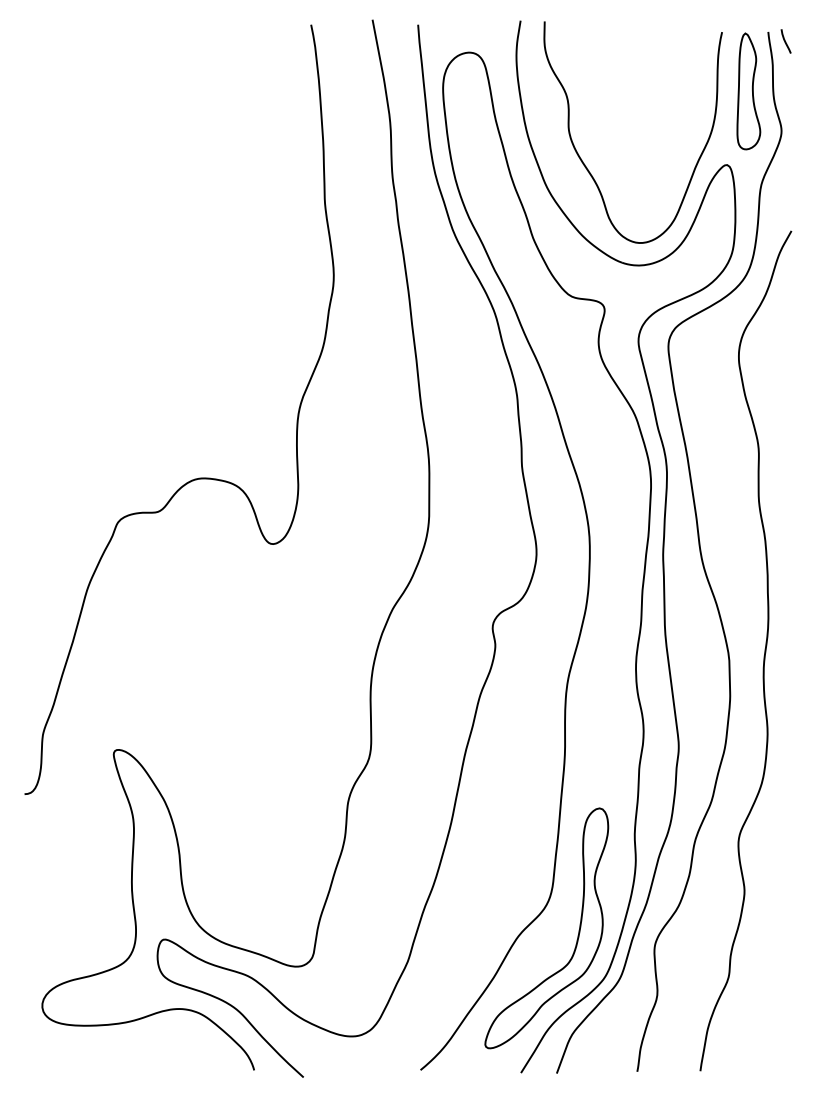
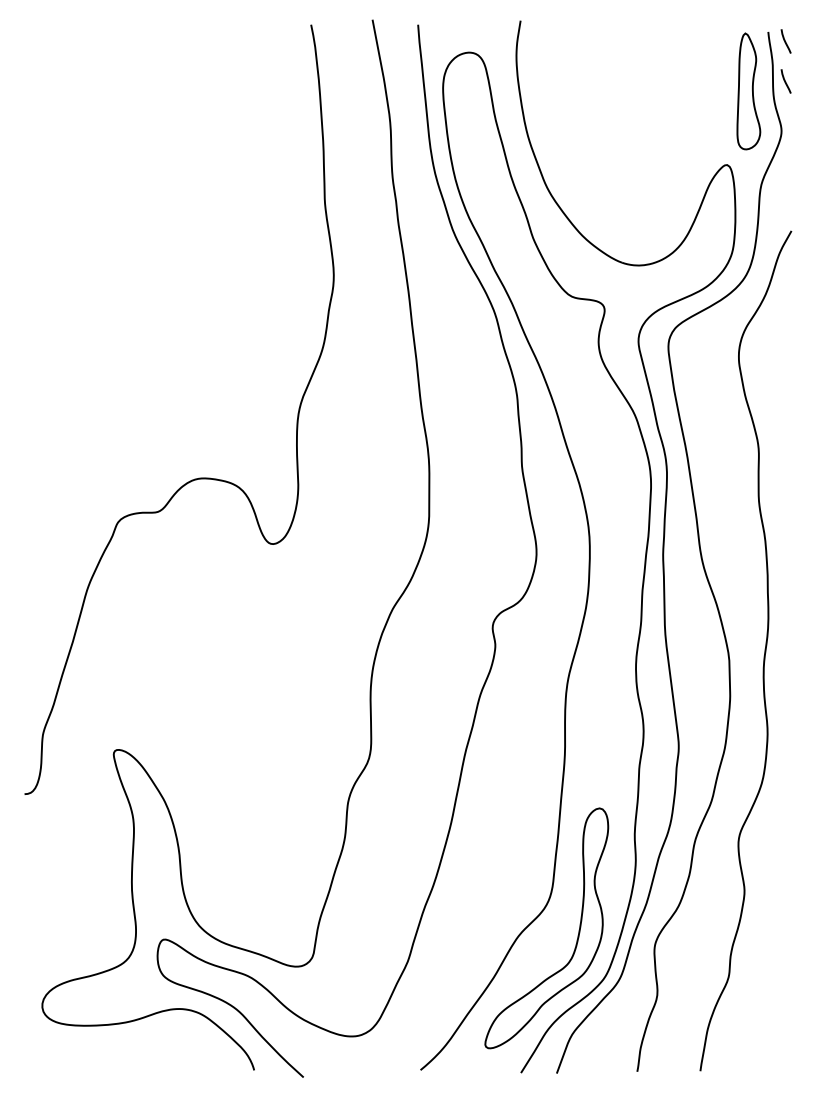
curve: none -> present (785, 81)
curve: present -> none (585, 164)
